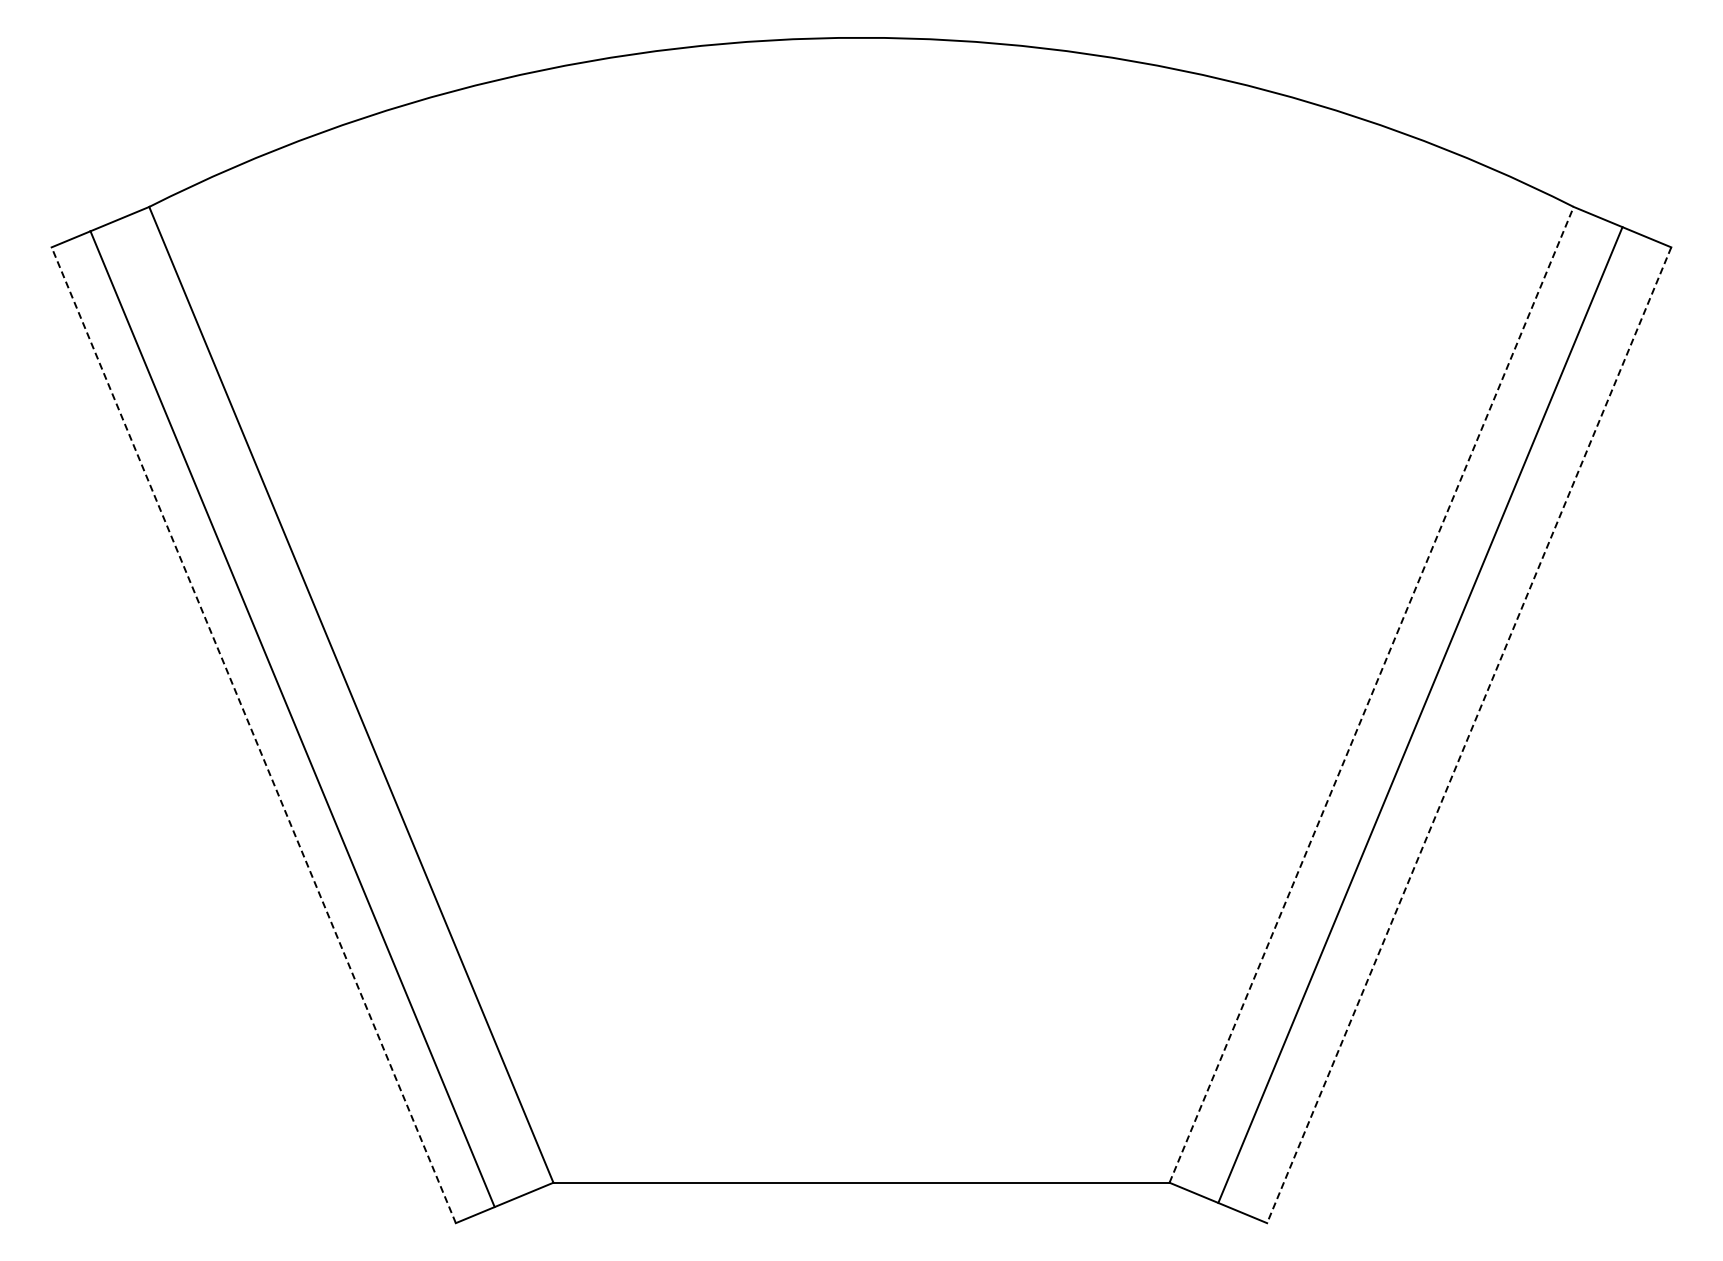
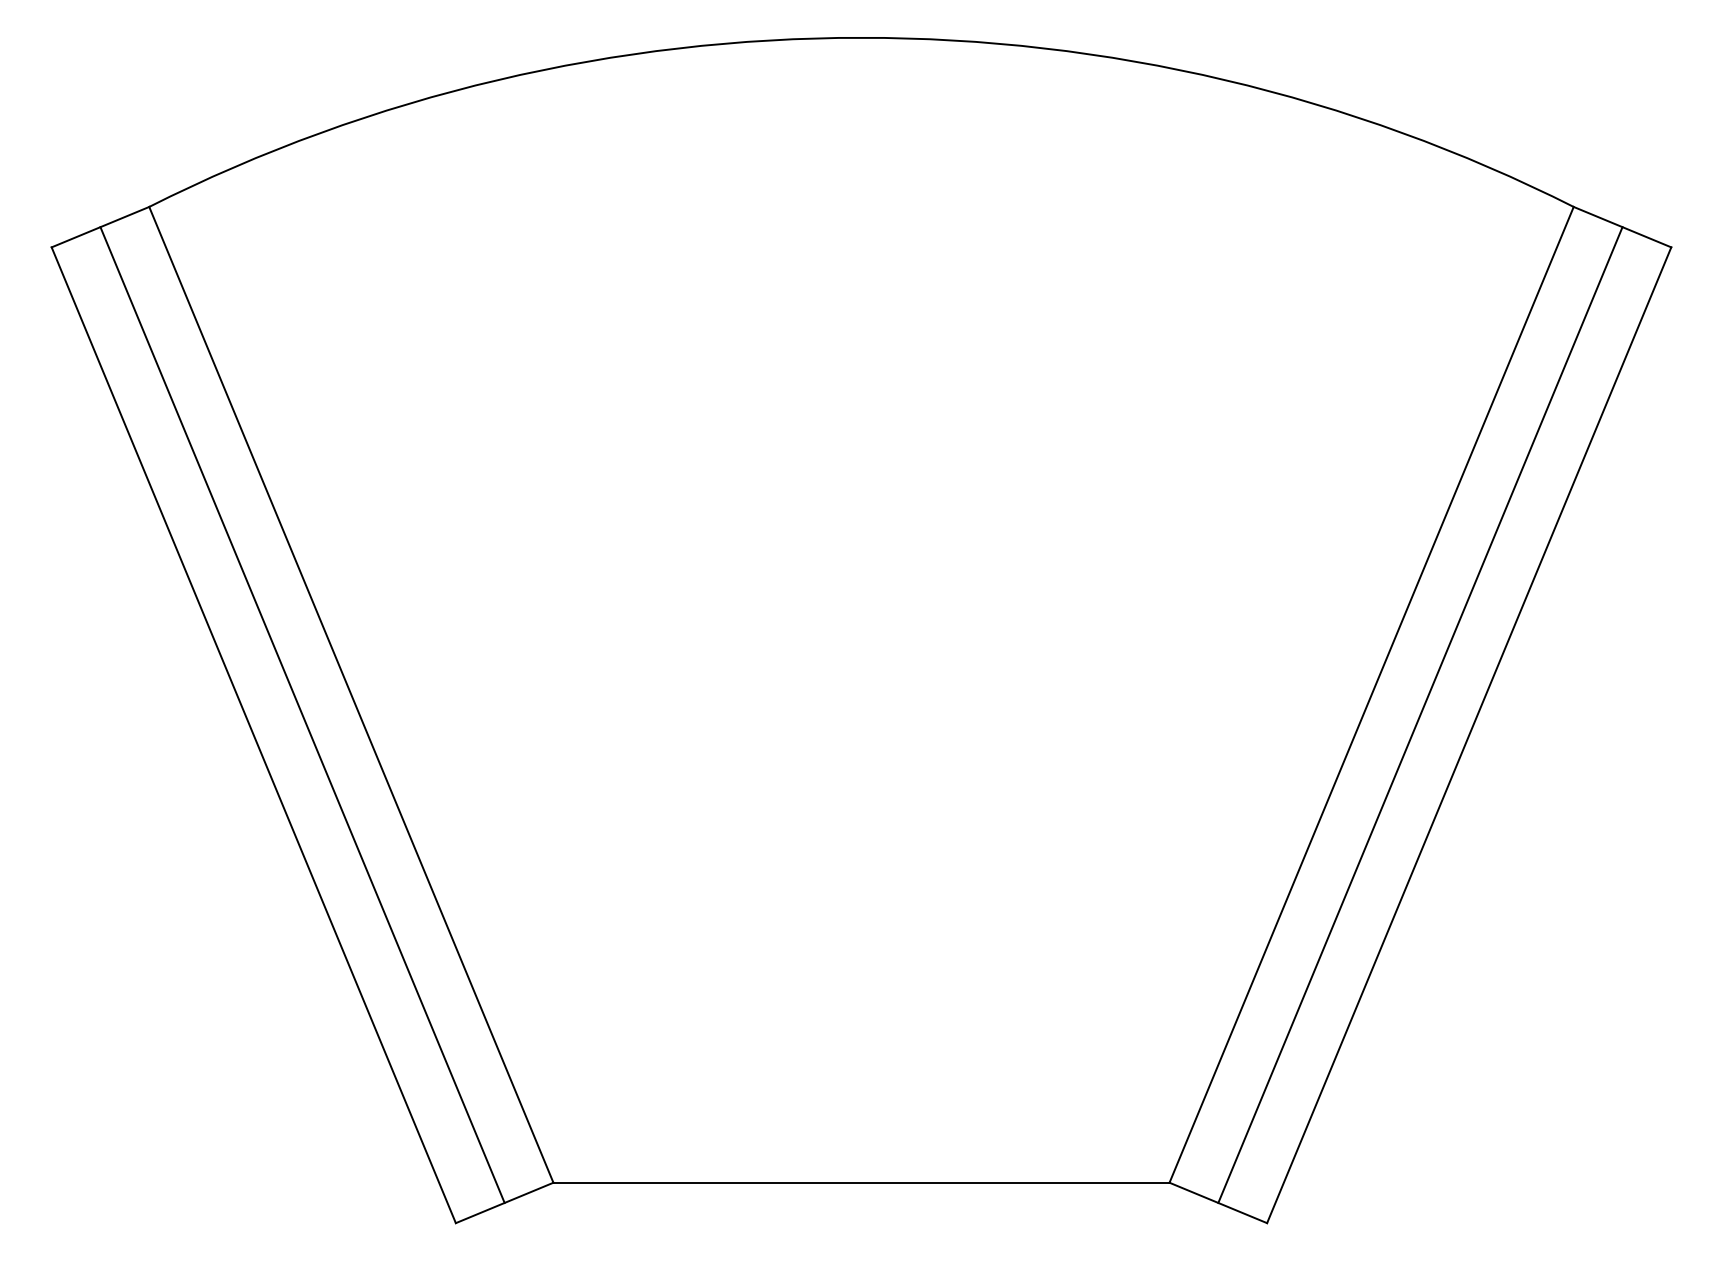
line: dashed -> solid (1371, 694)
line position: (292, 718) -> (302, 714) (302, 714)
line: dashed -> solid (253, 734)
line: dashed -> solid (1469, 735)
